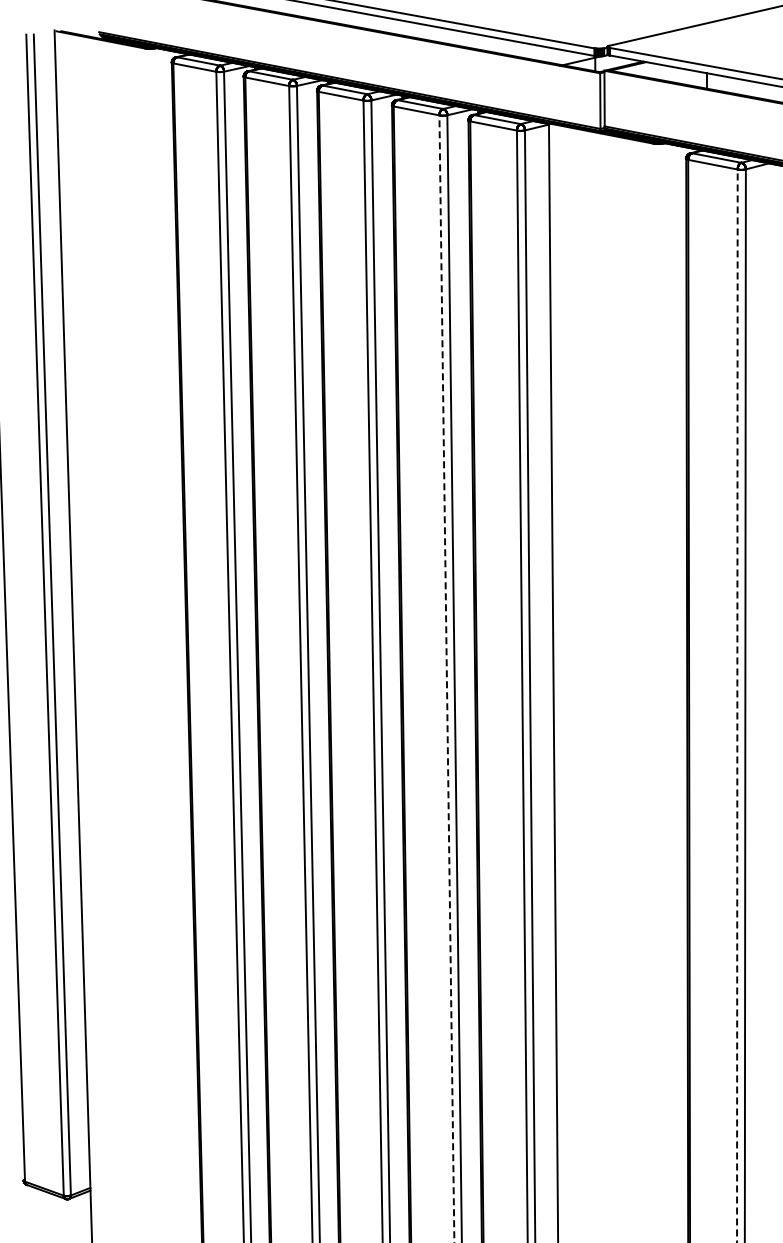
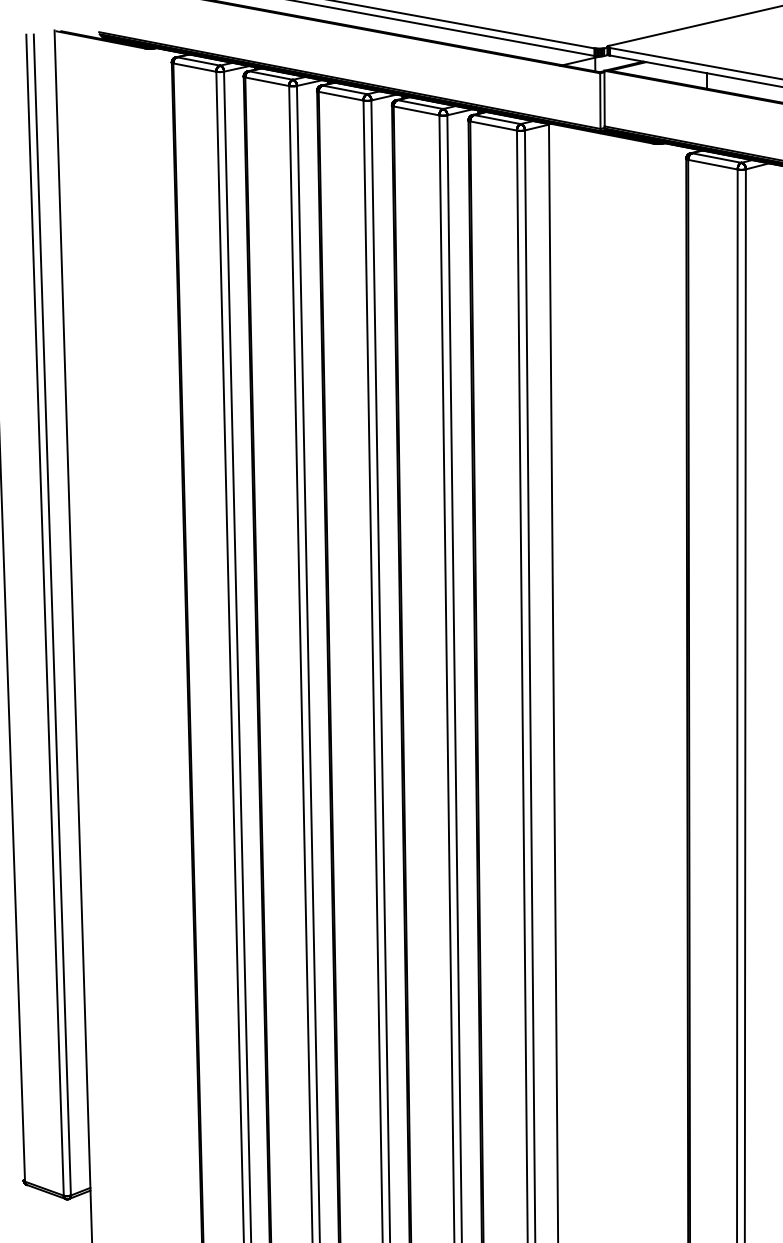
line: dashed -> solid (446, 678)
line: dashed -> solid (737, 705)
